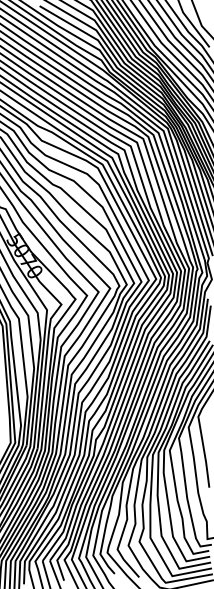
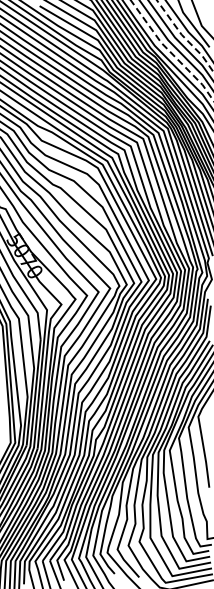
line: solid -> dashed (183, 36)
line: solid -> dashed (170, 52)
